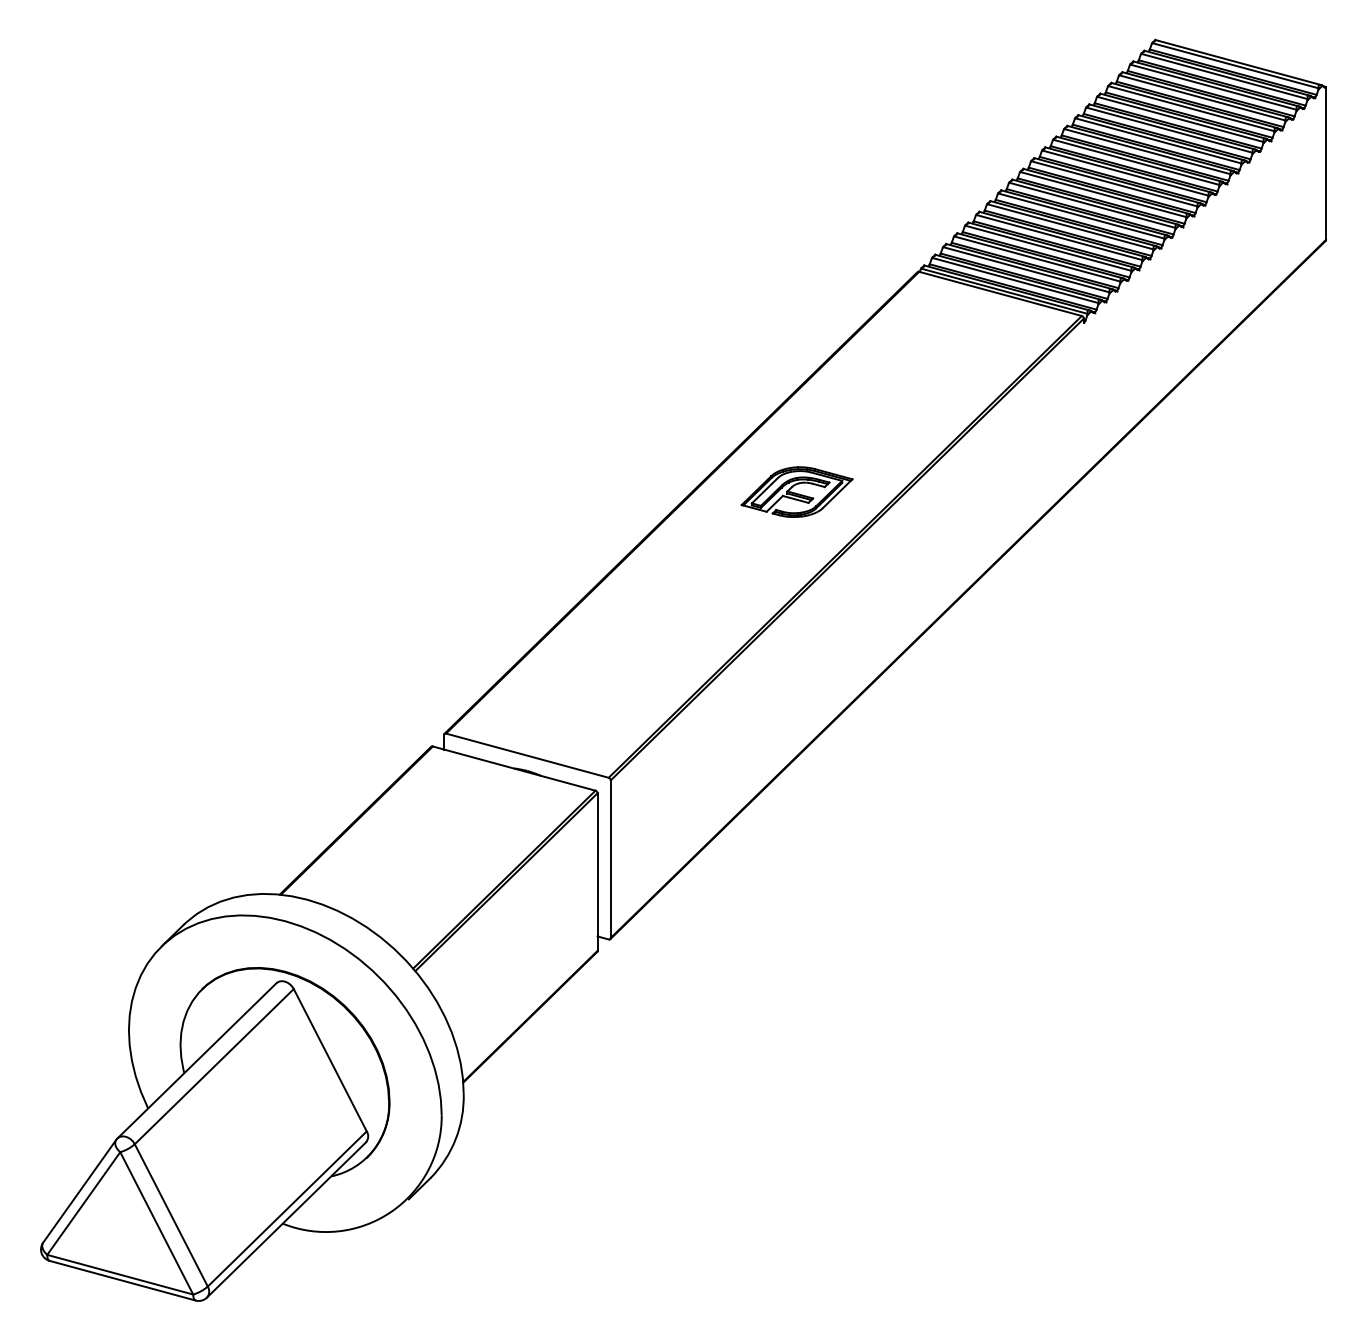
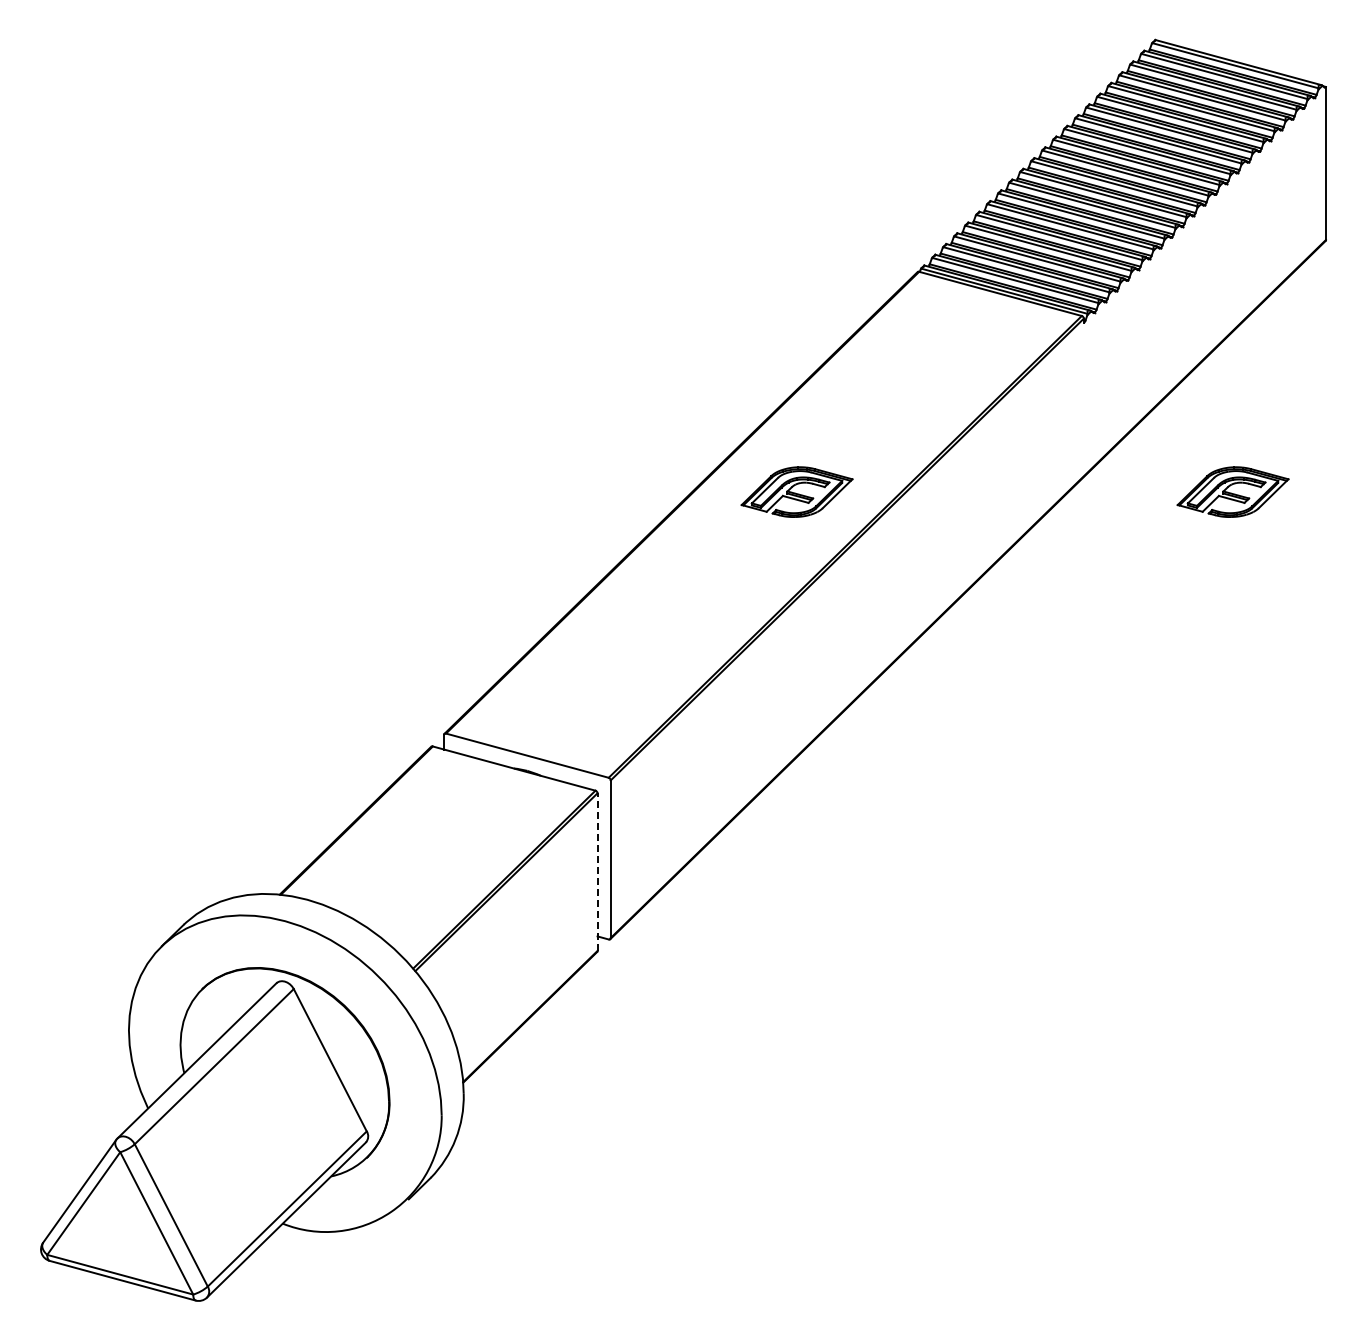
part: none -> present (1232, 491)
line: solid -> dashed (597, 872)
